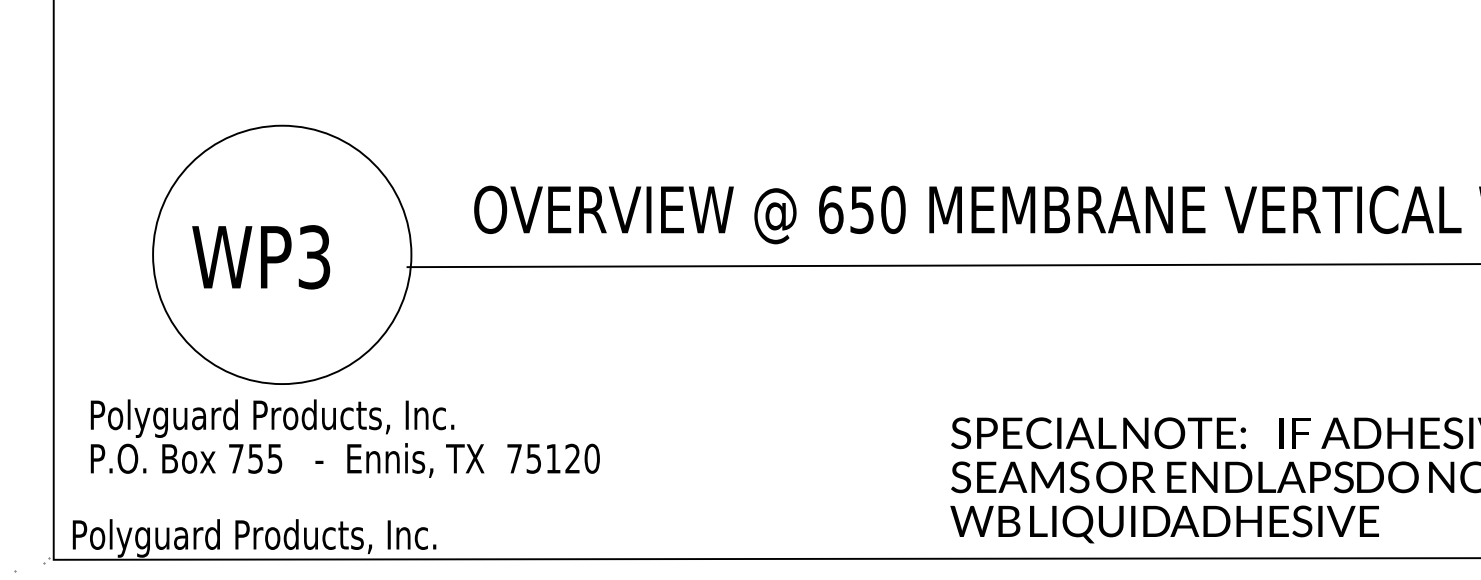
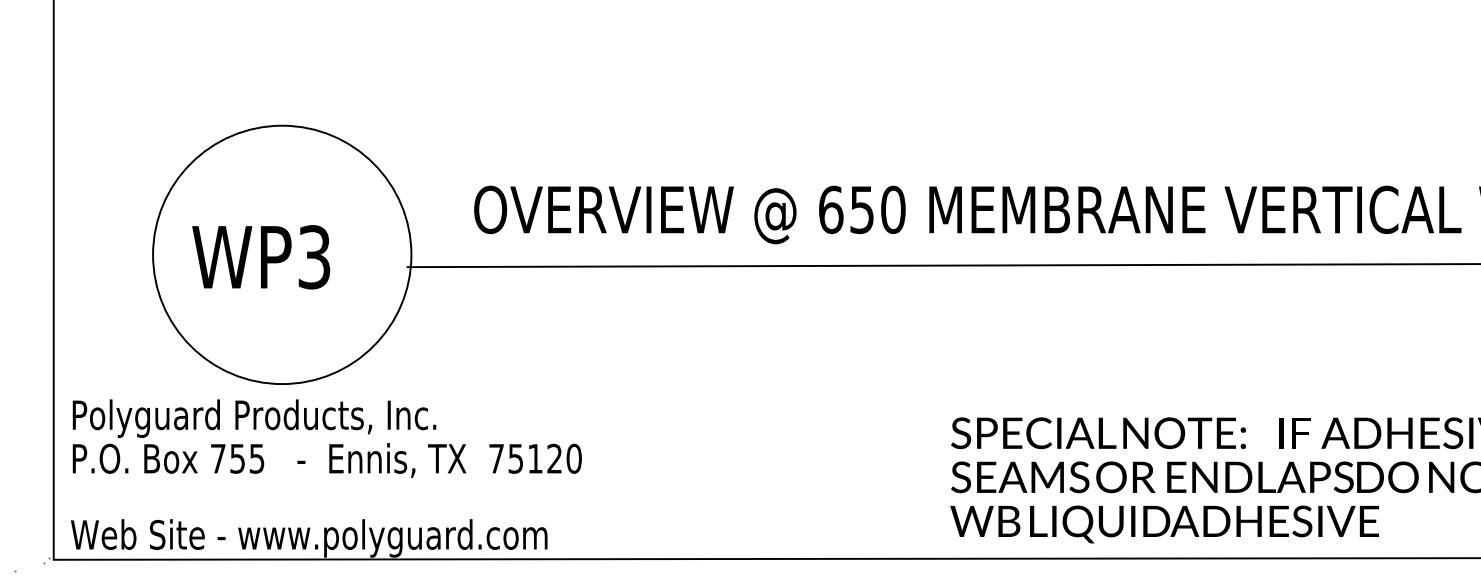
text position: (344, 438) -> (326, 438) (326, 438)
text: Polyguard Products, Inc. -> Web Site - www.polyguard.com (309, 538)
